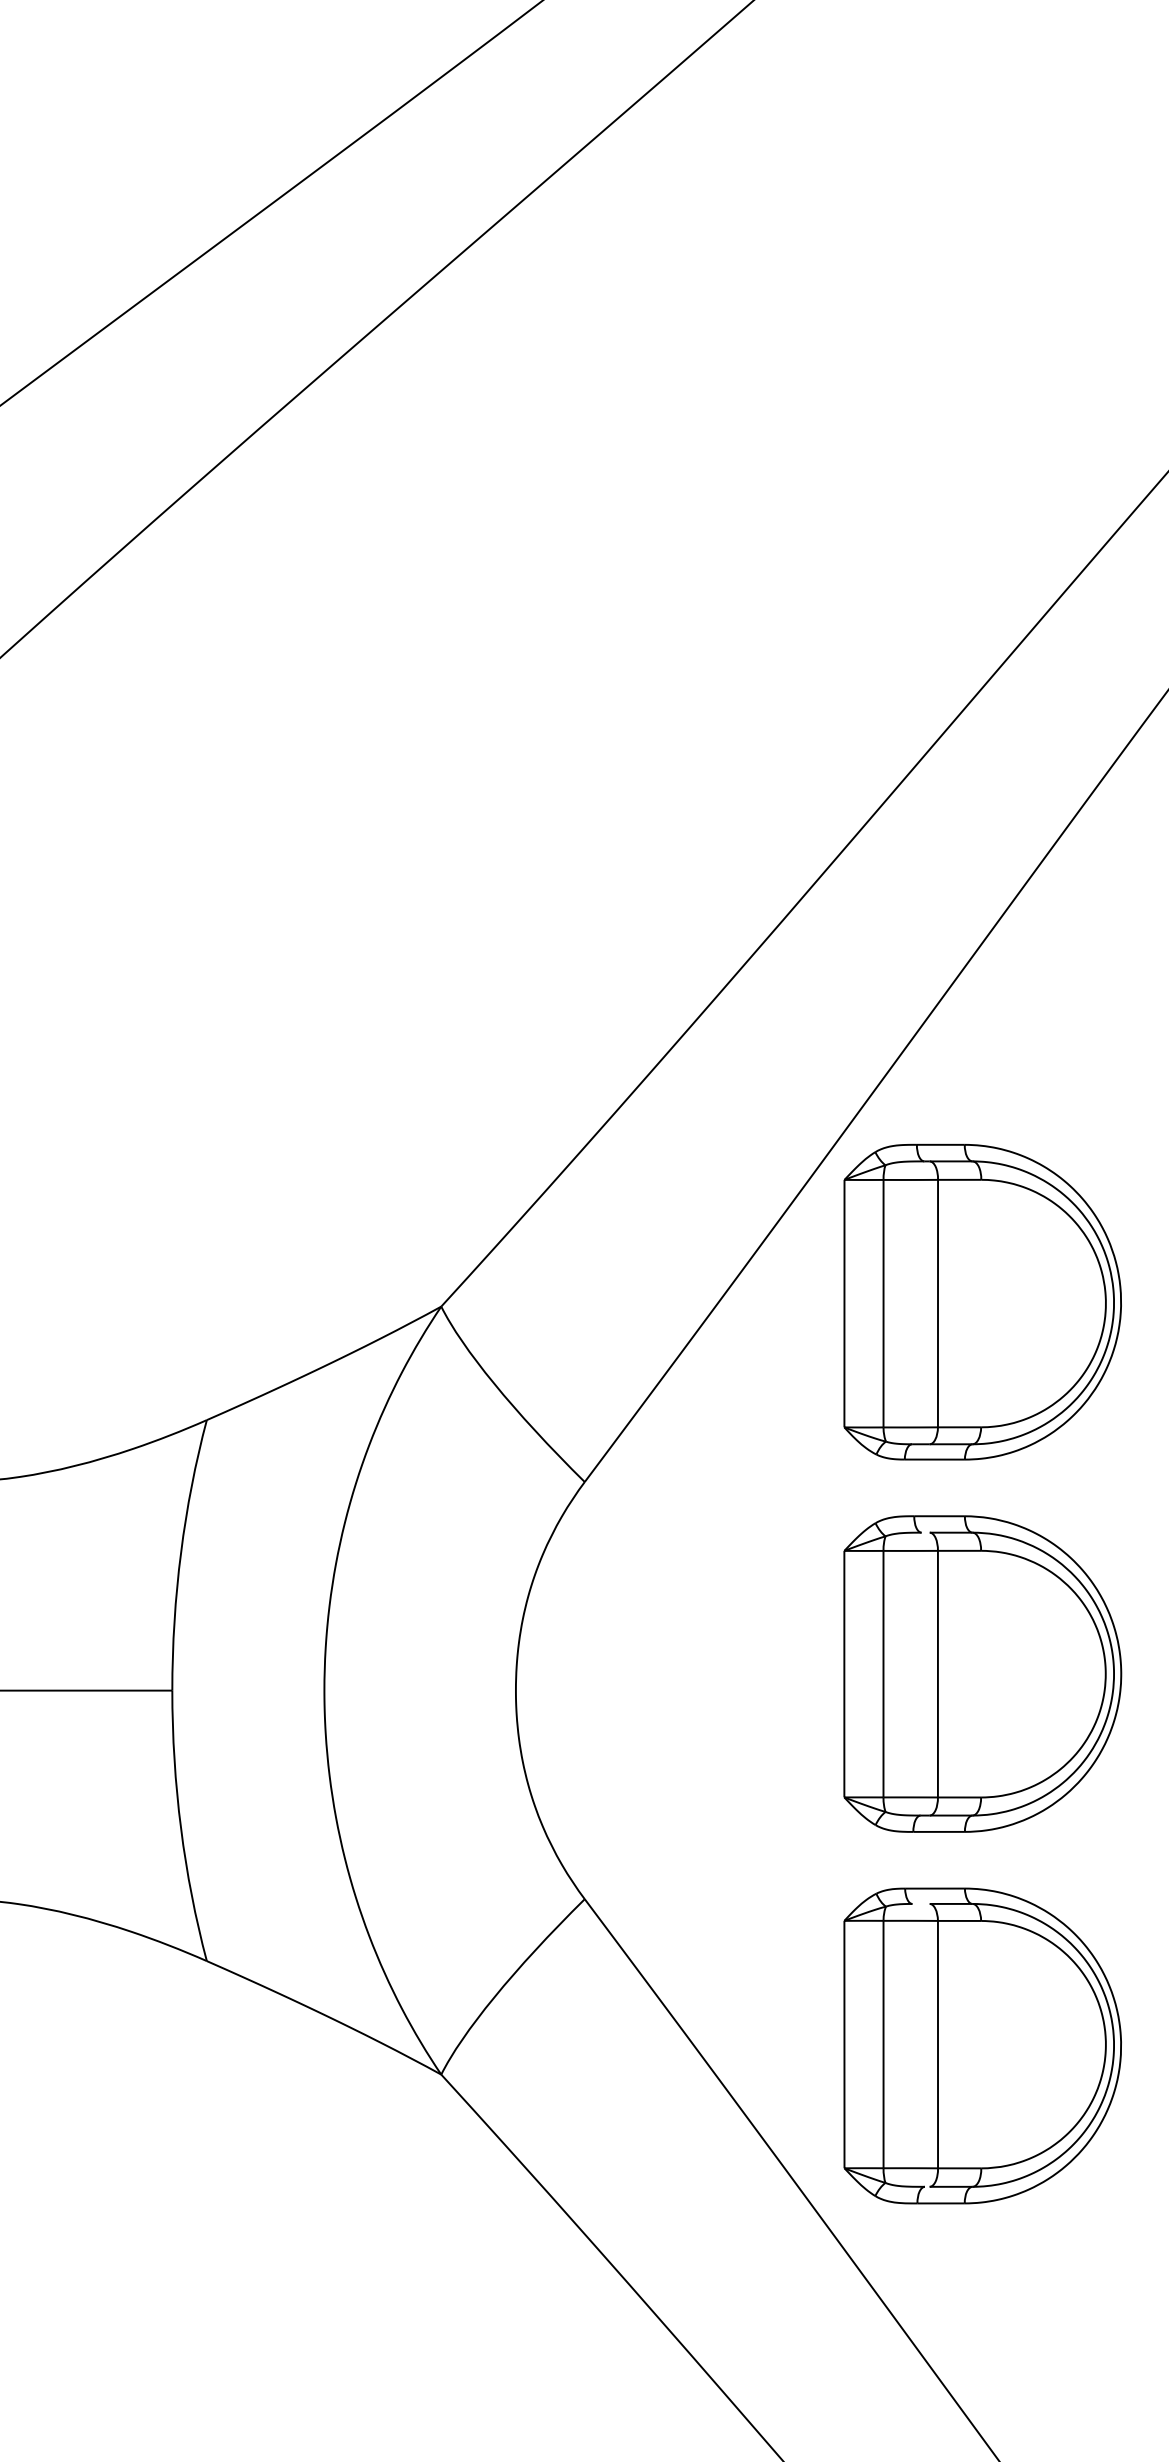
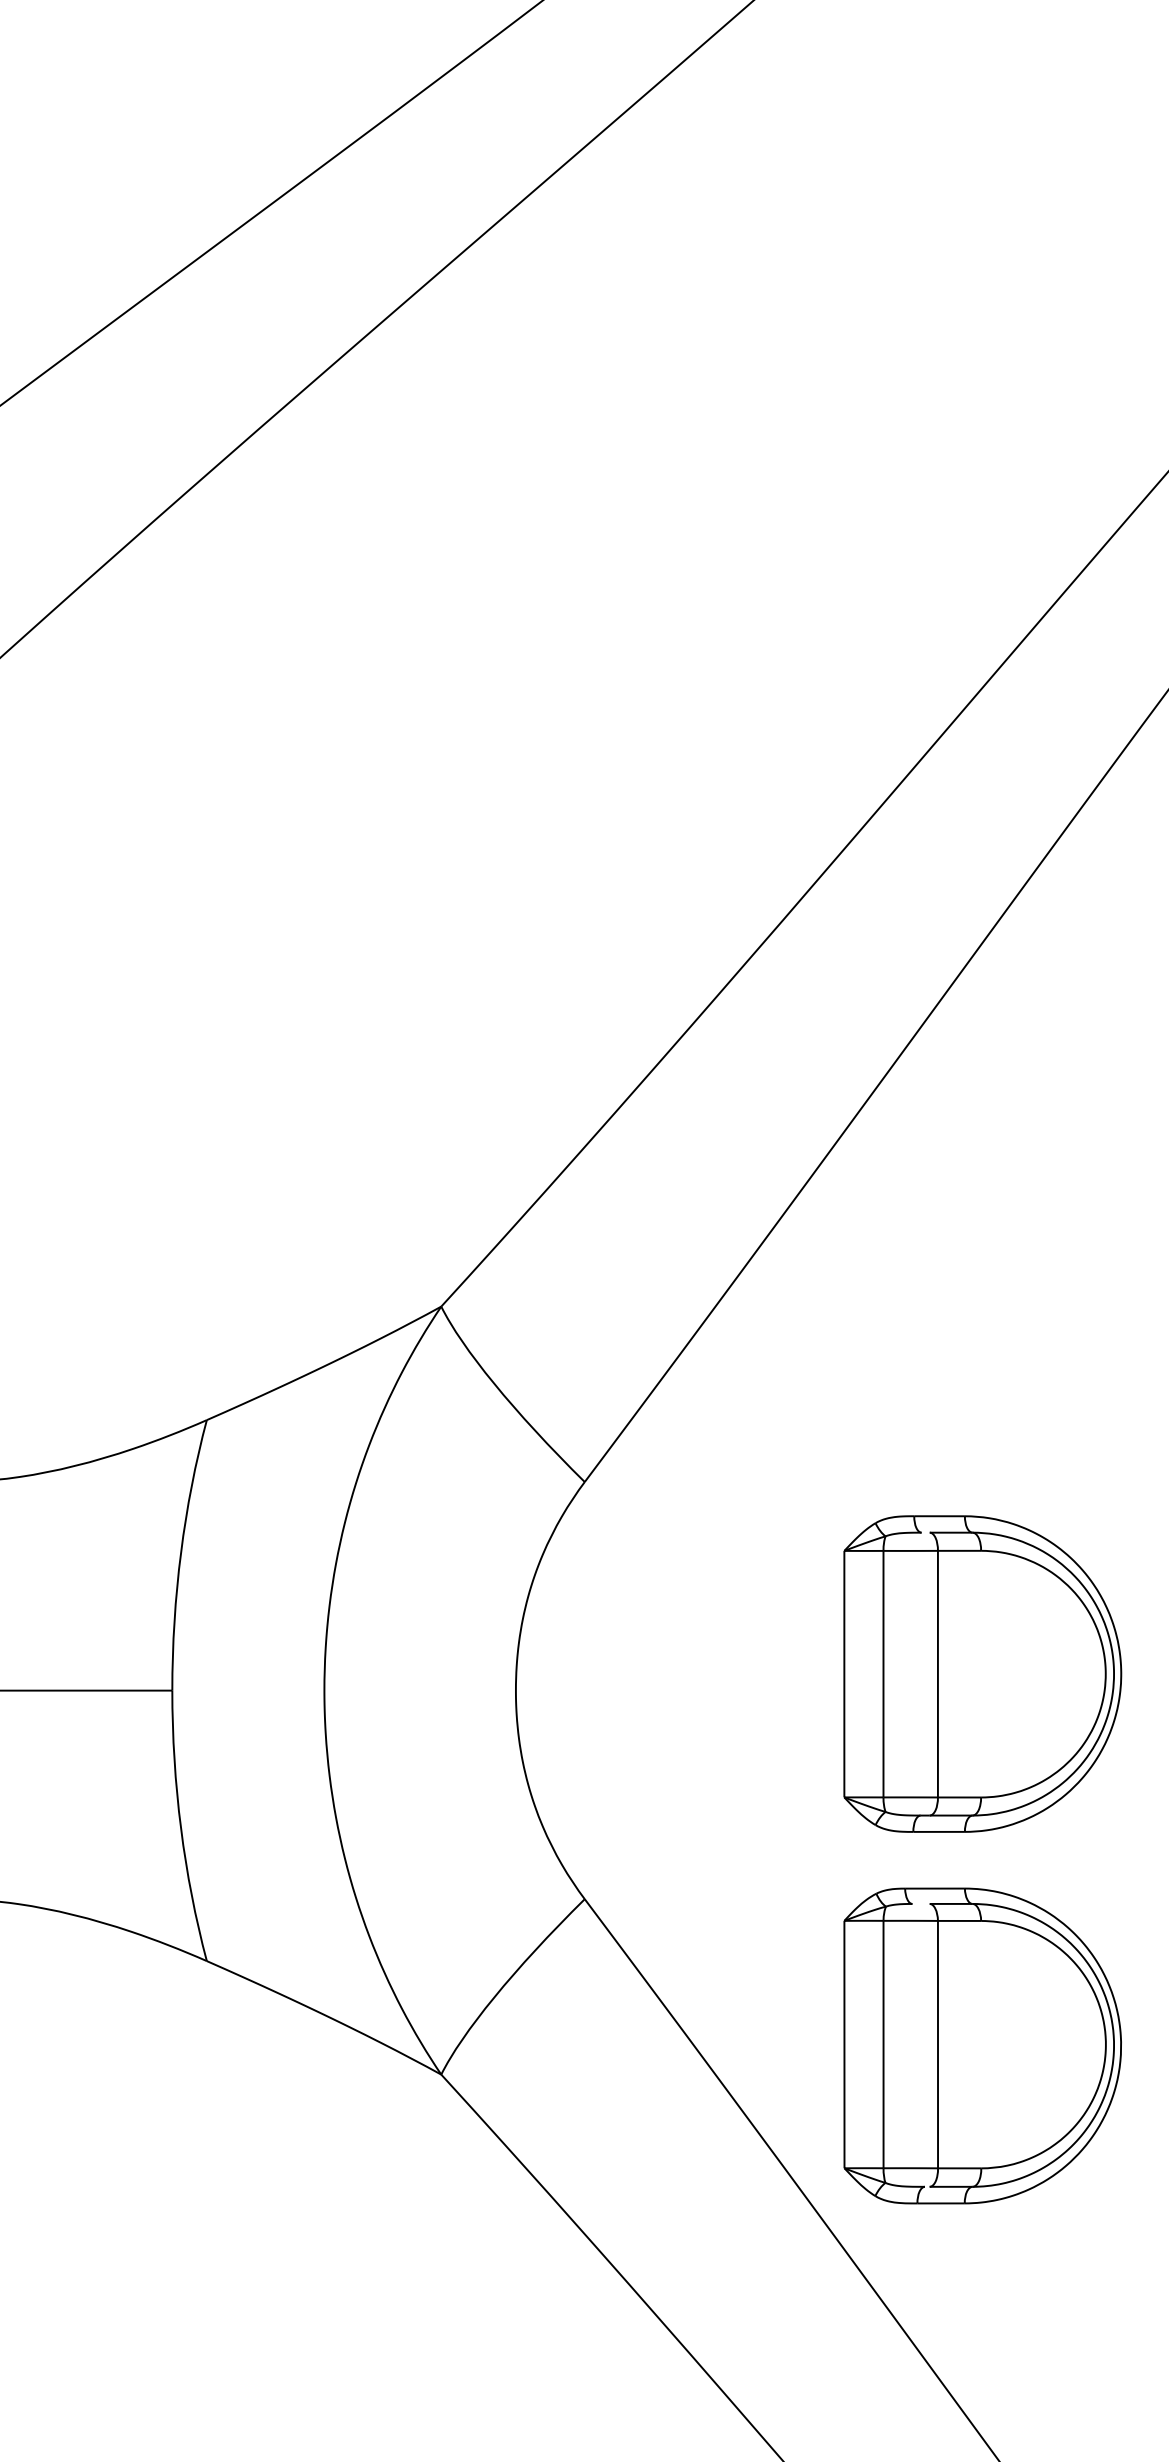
part: present -> none (982, 1301)
